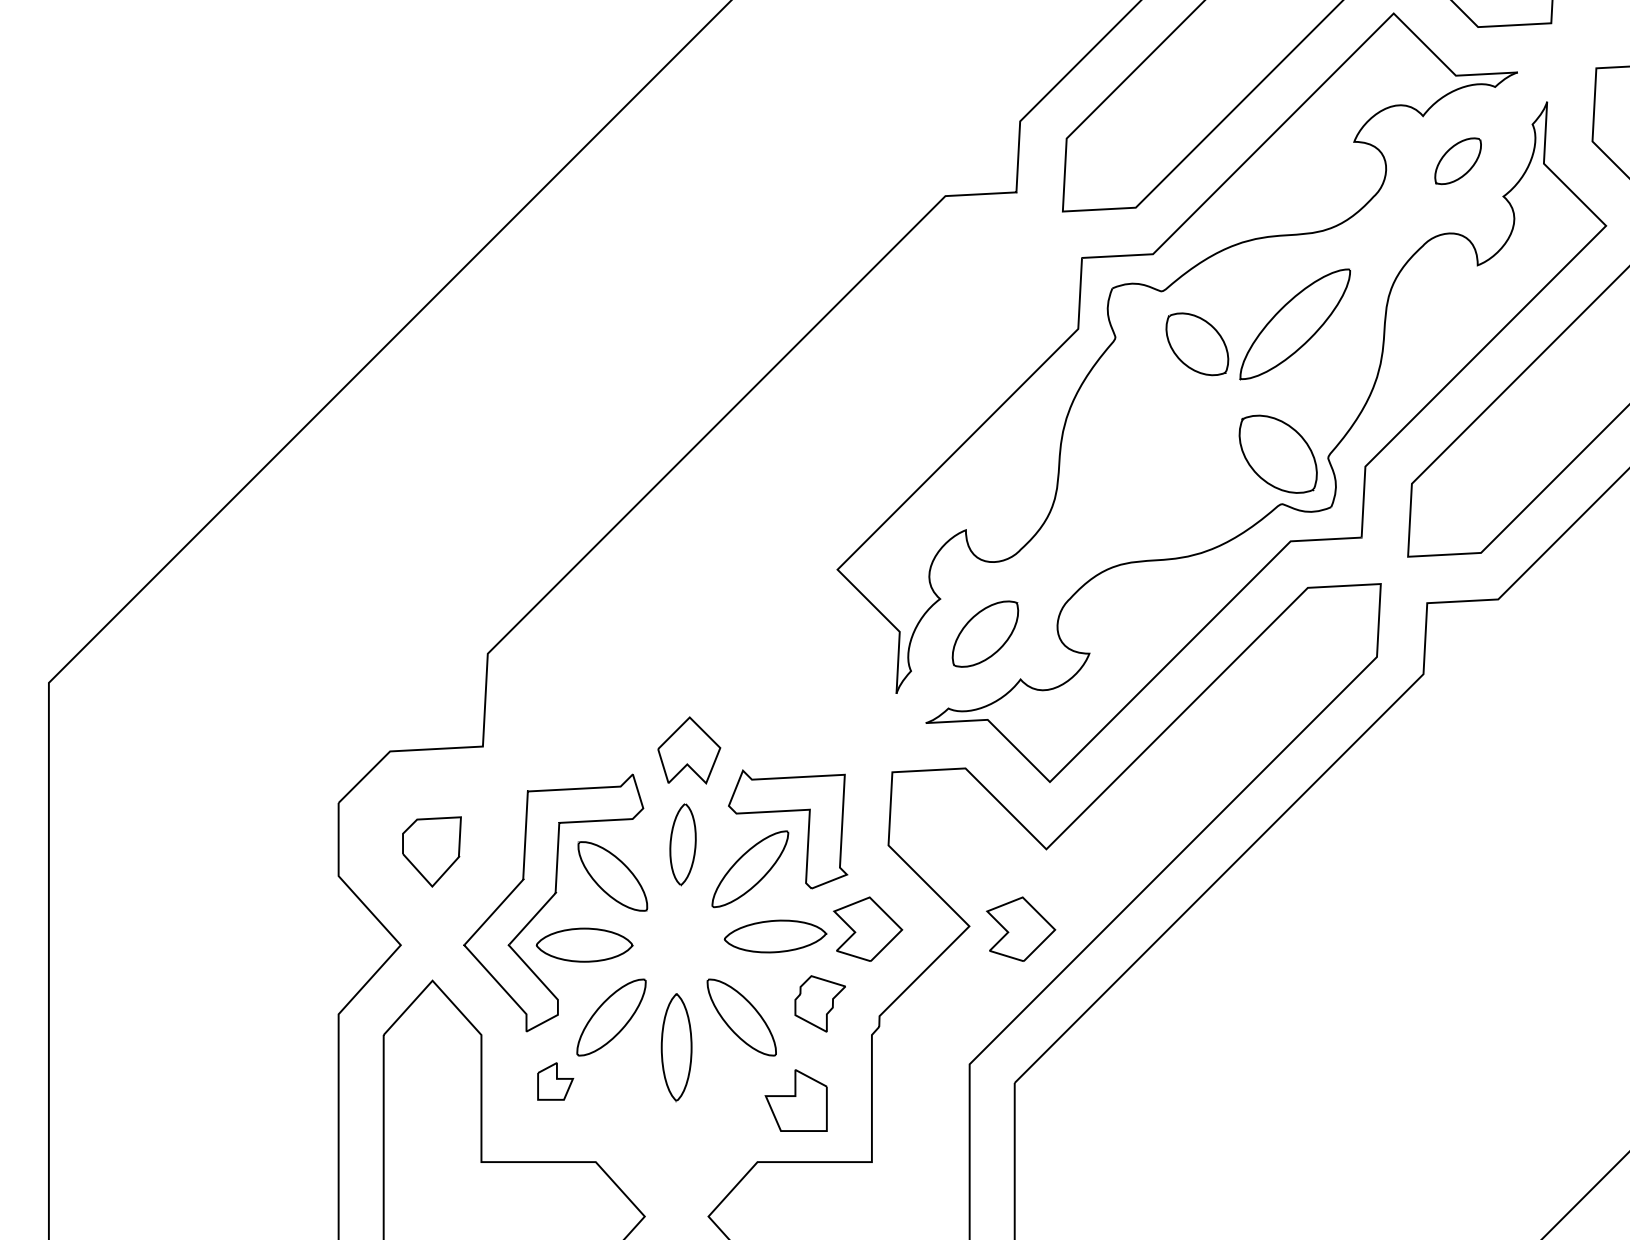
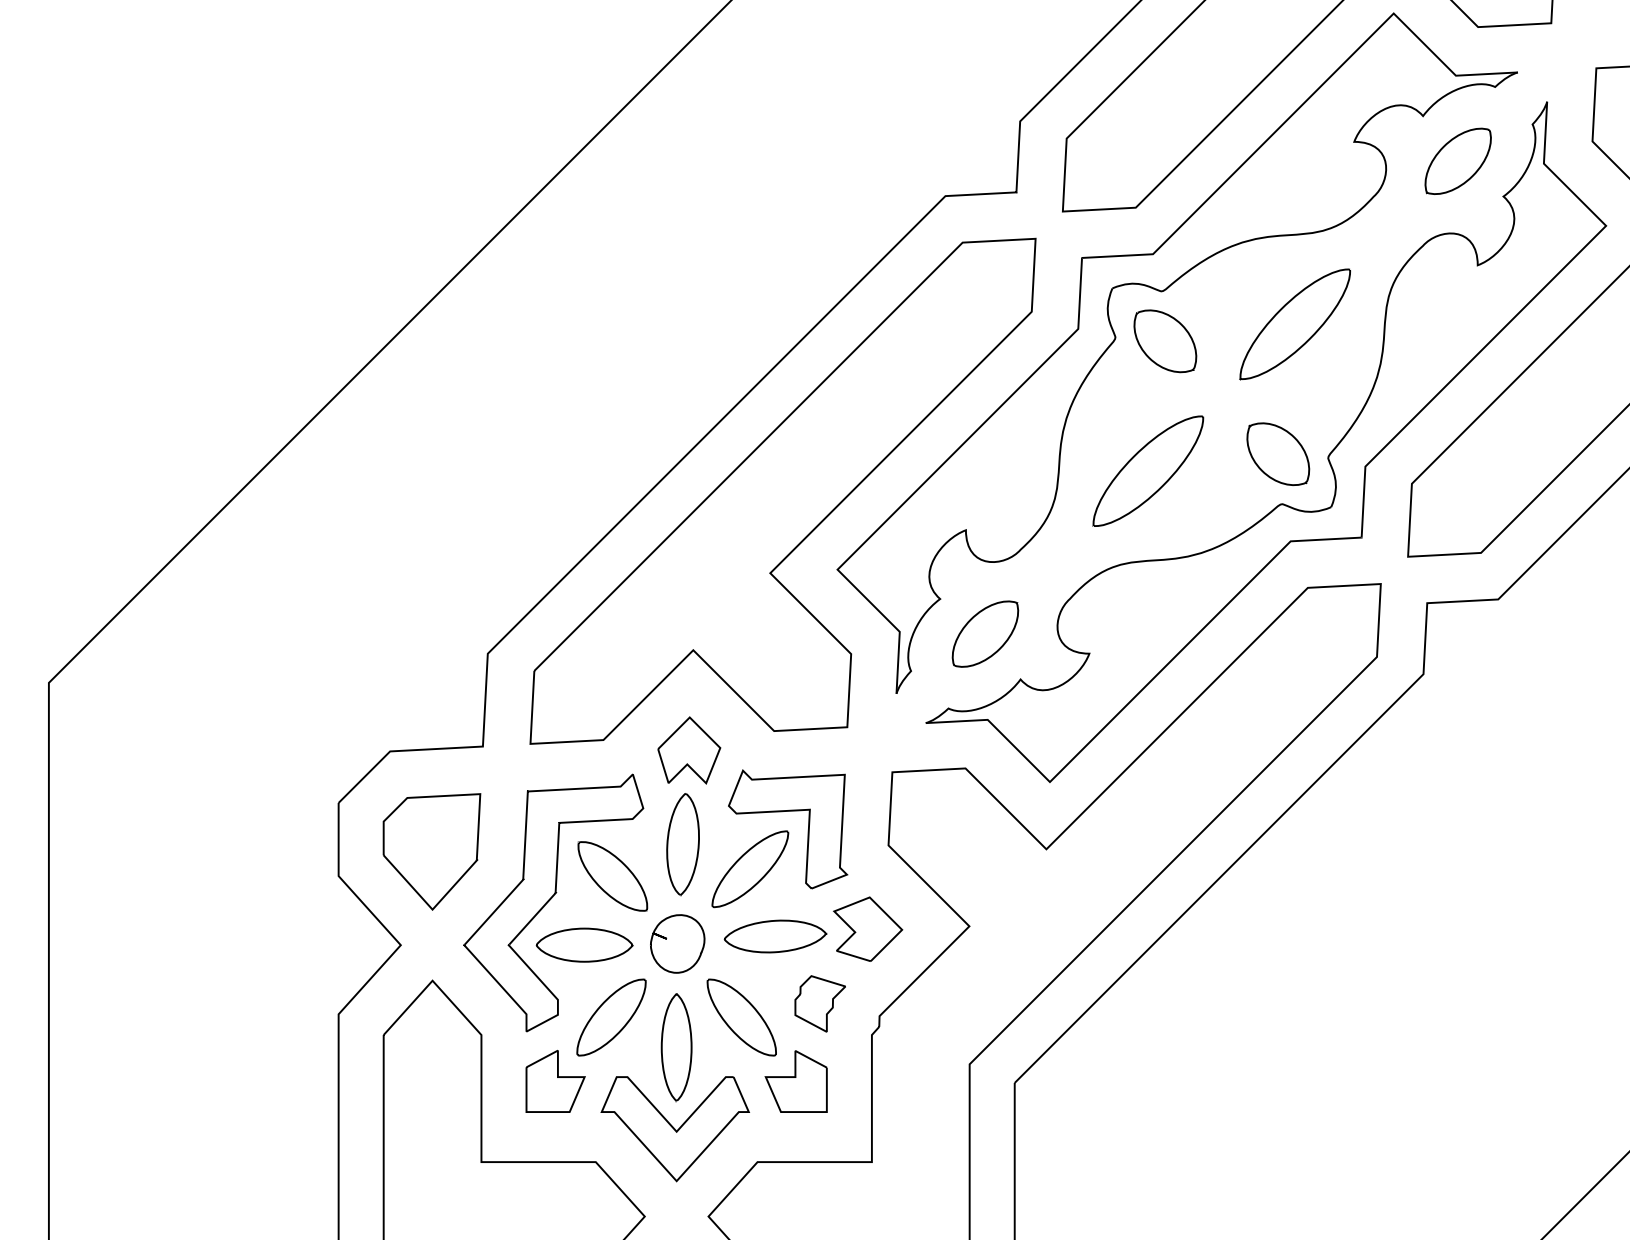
part size: 48x49 px -> 68x68 px (1457, 160)
part position: (1197, 344) -> (1165, 341) (1165, 341)
part size: 80x80 px -> 65x64 px (1278, 453)
part: none -> present (1148, 470)
part: none -> present (782, 490)
part size: 28x84 px -> 34x104 px (682, 844)
part size: 60x72 px -> 100x118 px (431, 851)
part: present -> none (1021, 928)
part: none -> present (677, 943)
part size: 38x39 px -> 61x63 px (555, 1081)
part position: (795, 1100) -> (795, 1081) (795, 1081)
part: none -> present (674, 1129)
